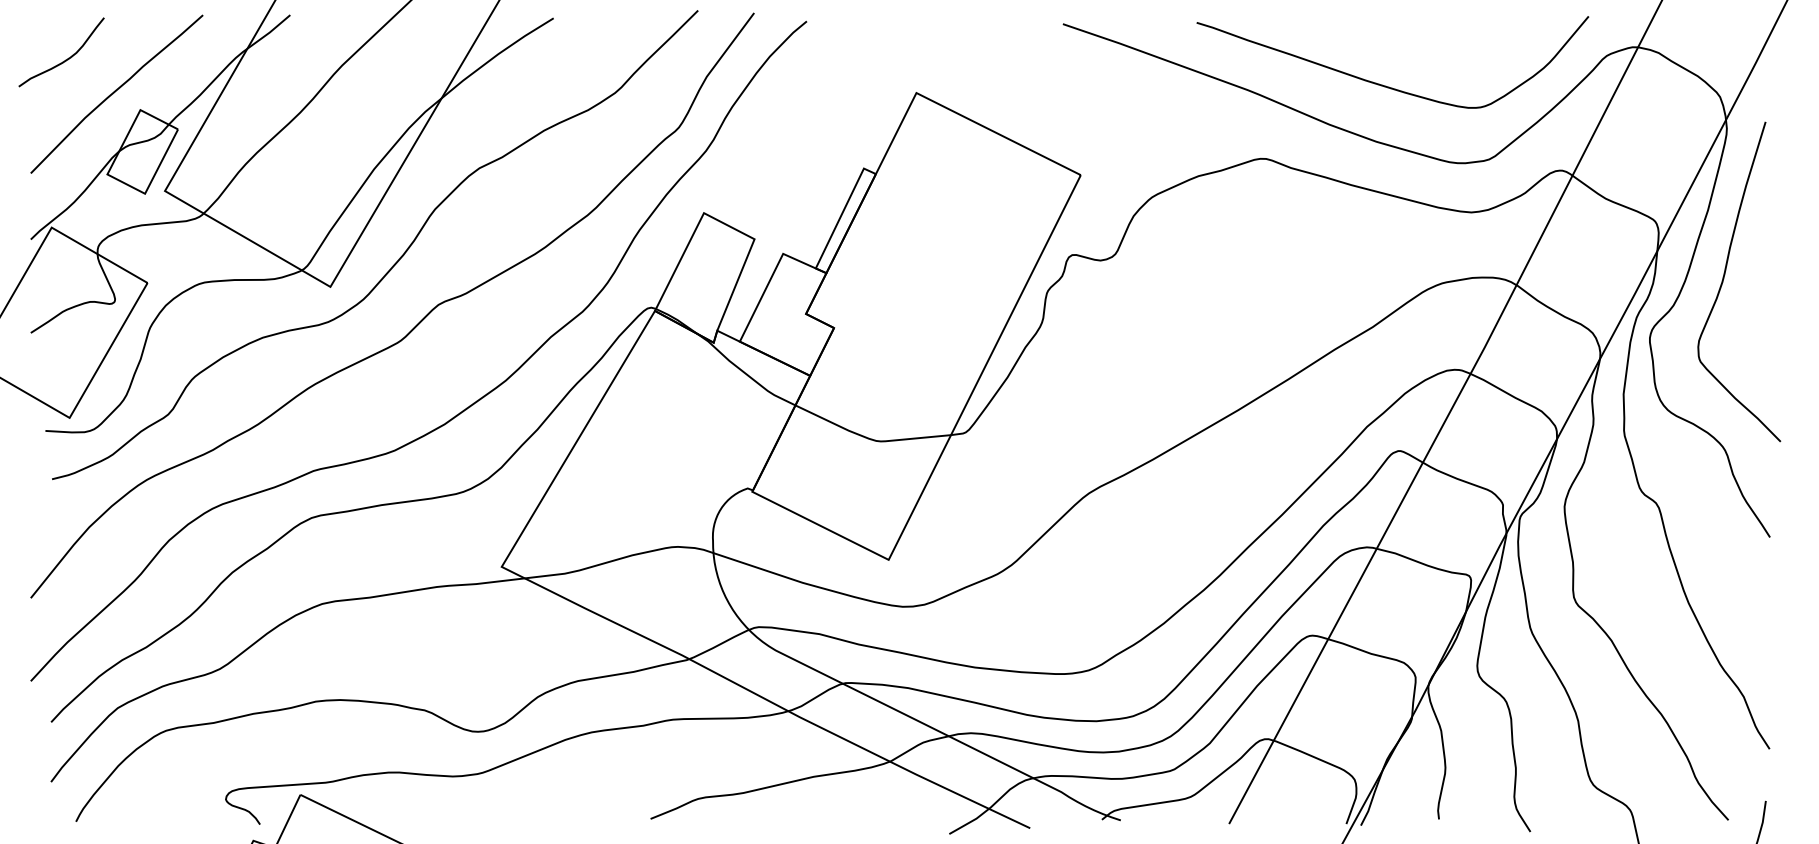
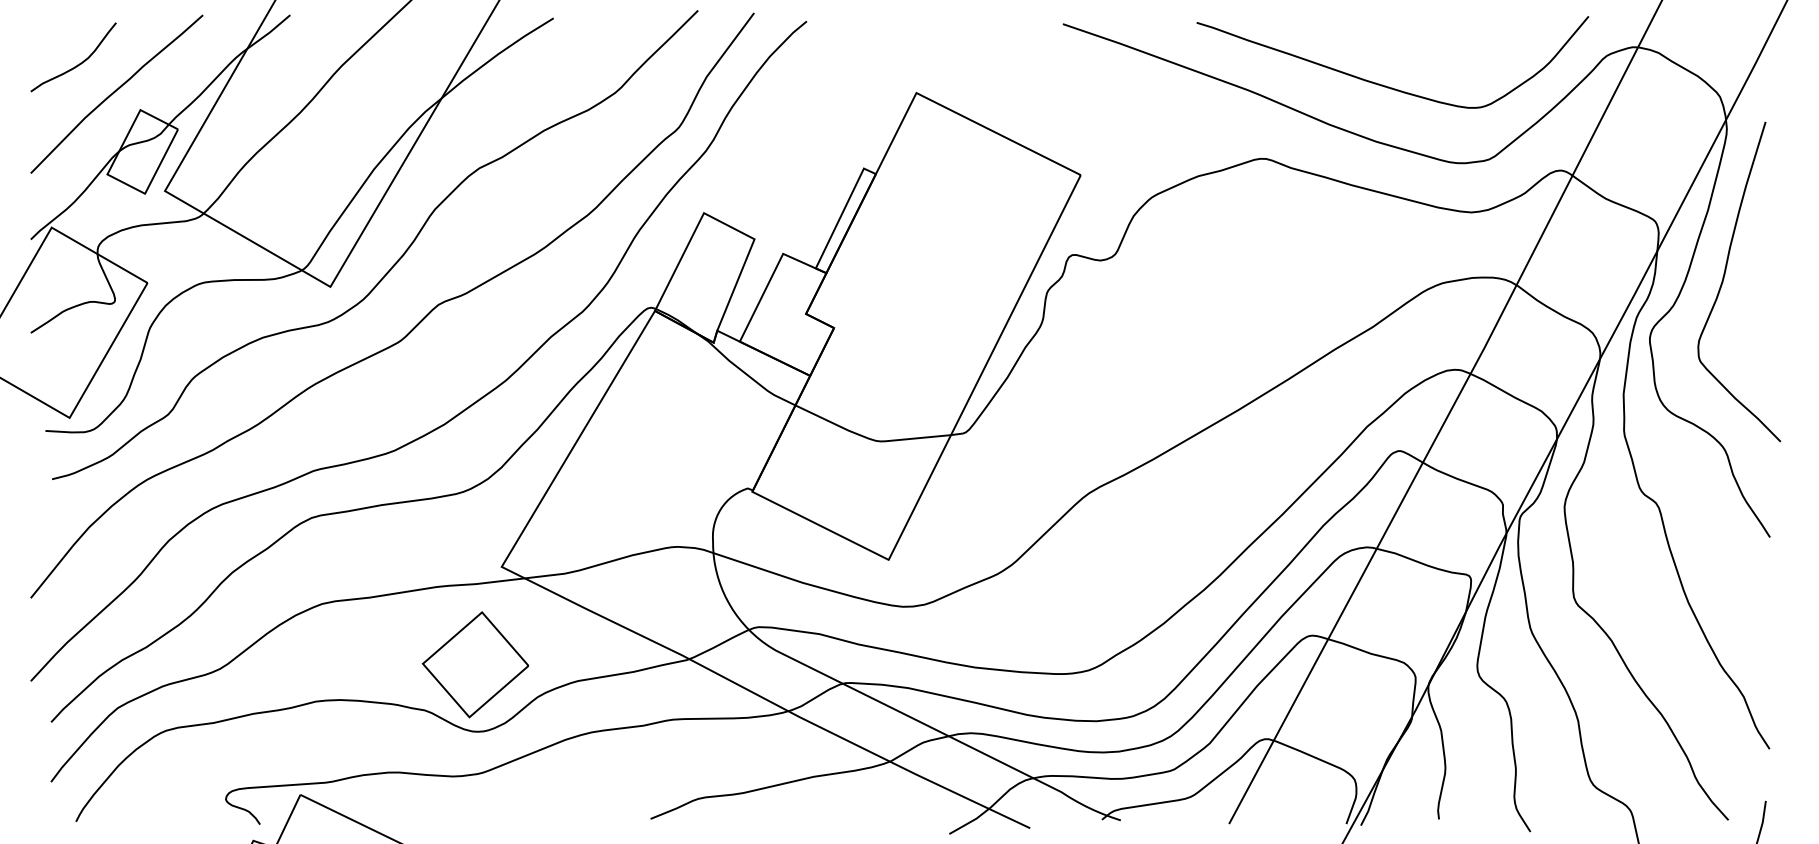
curve position: (65, 59) -> (77, 64) (77, 64)
part: none -> present (474, 664)
